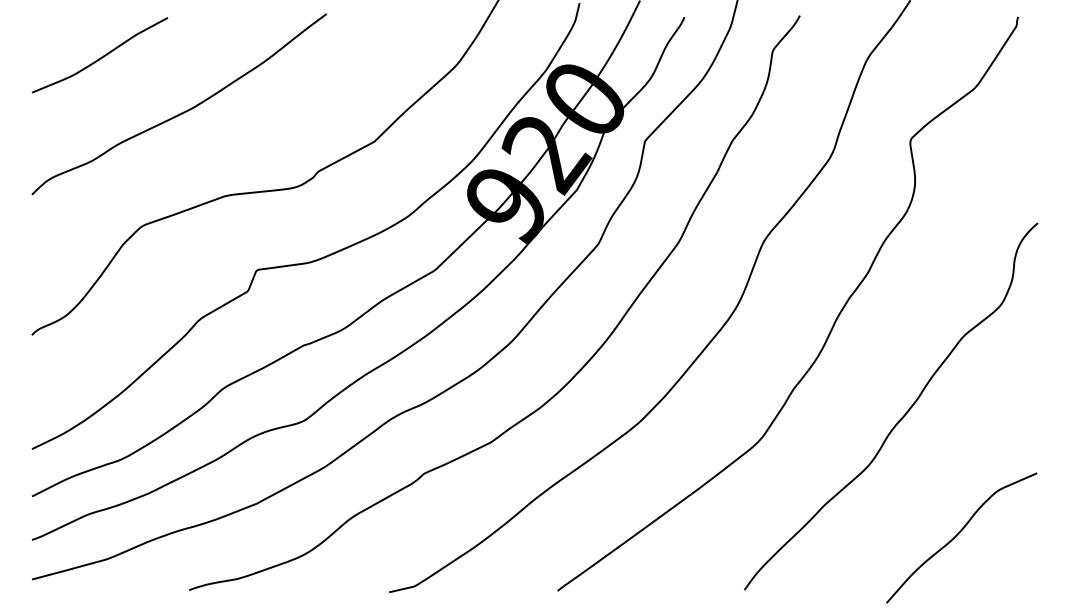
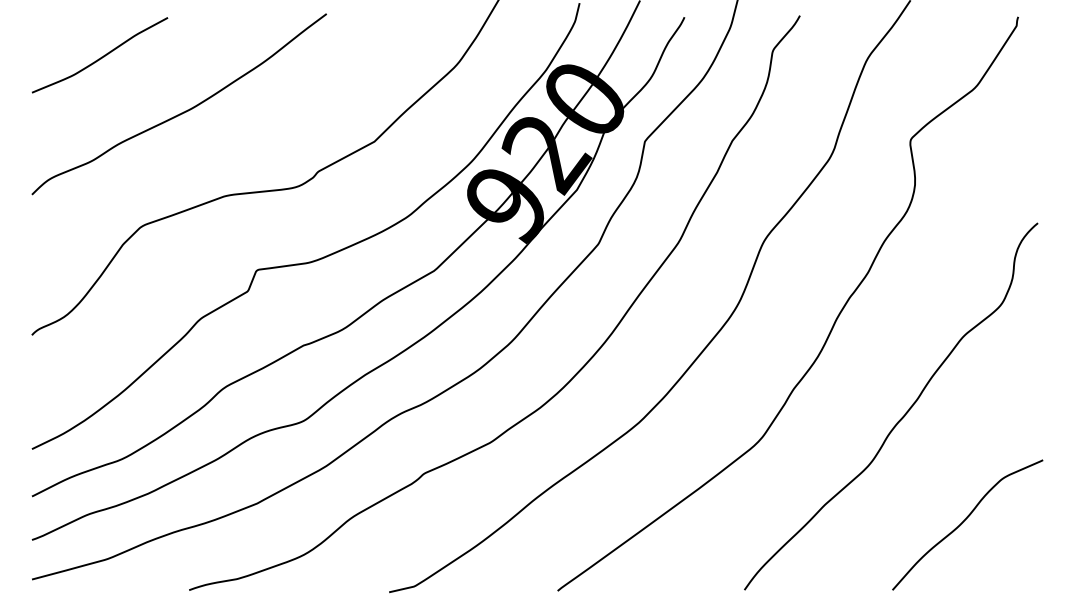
curve position: (958, 534) -> (964, 521) (964, 521)
